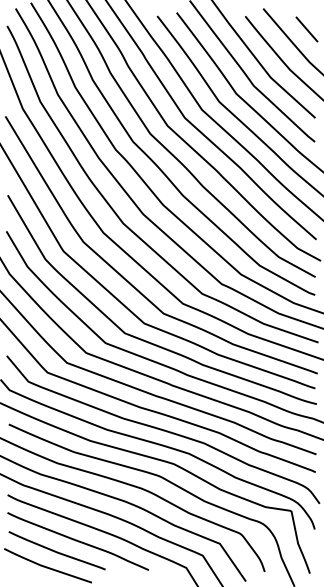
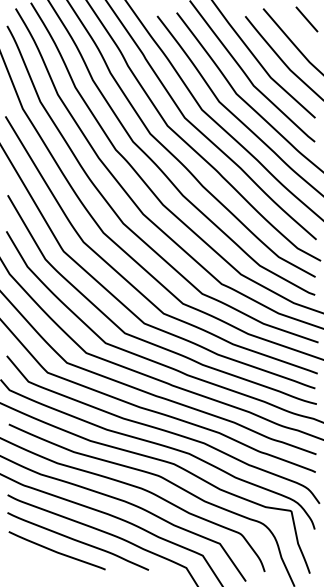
line position: (306, 29) -> (306, 19) (306, 19)
line: present -> none (47, 566)
